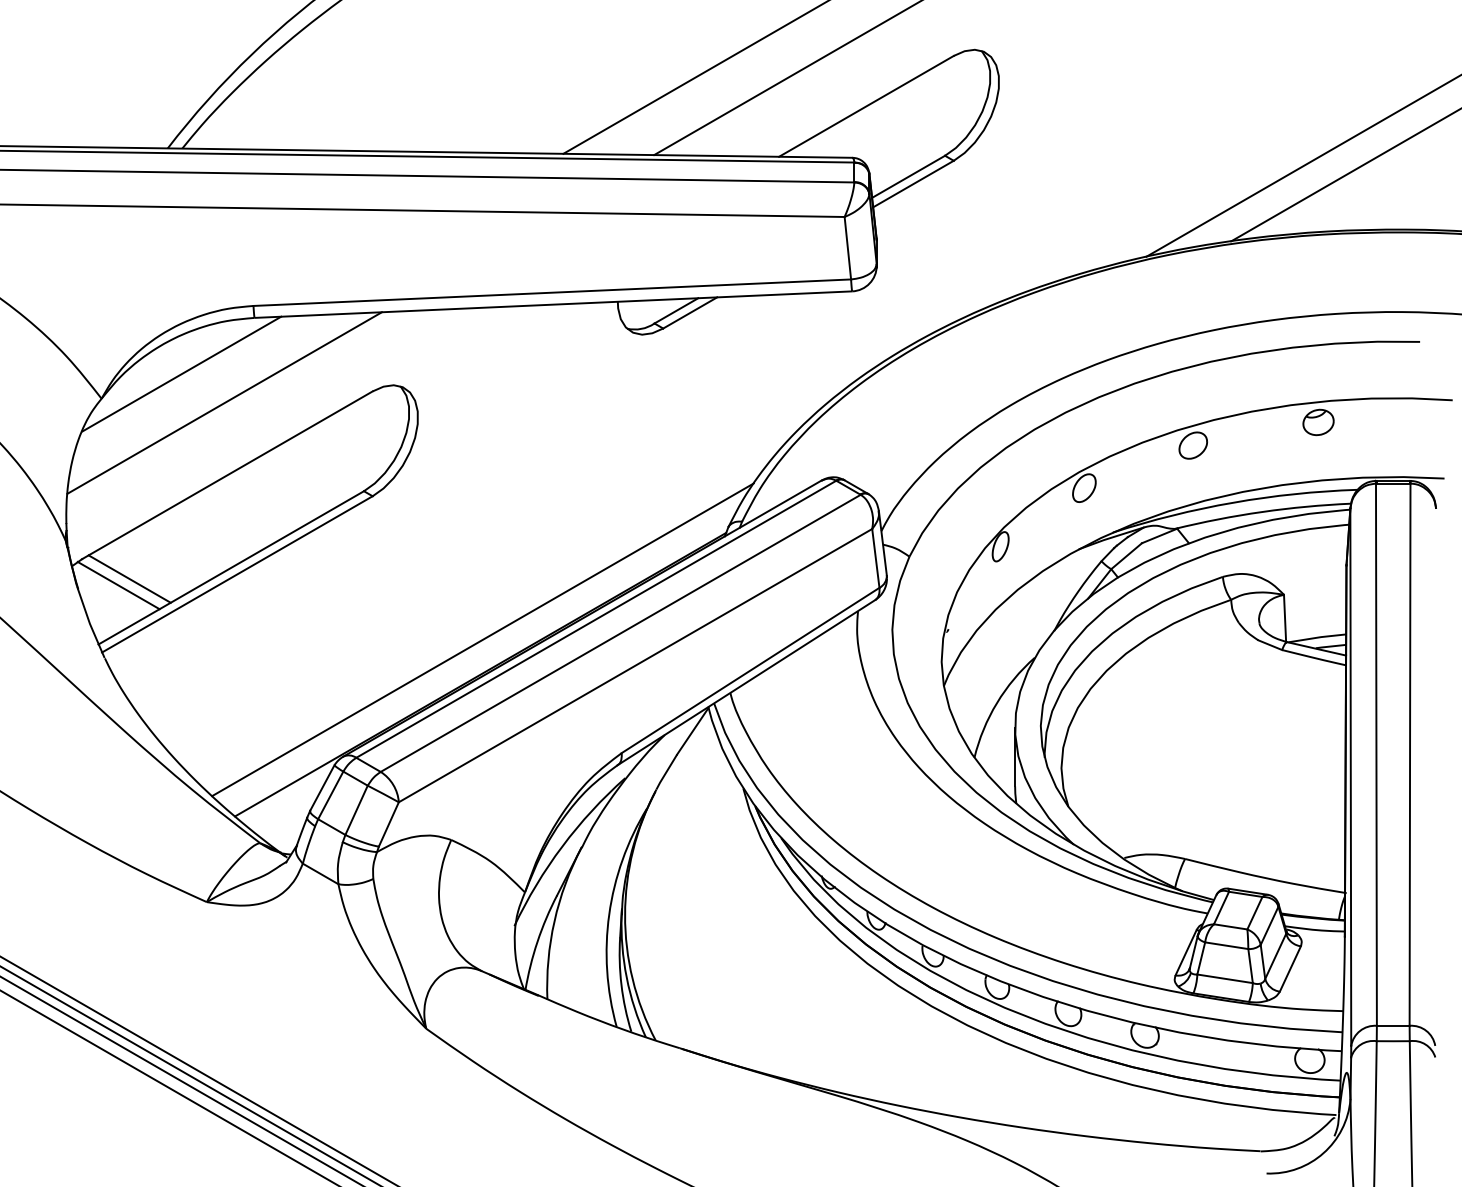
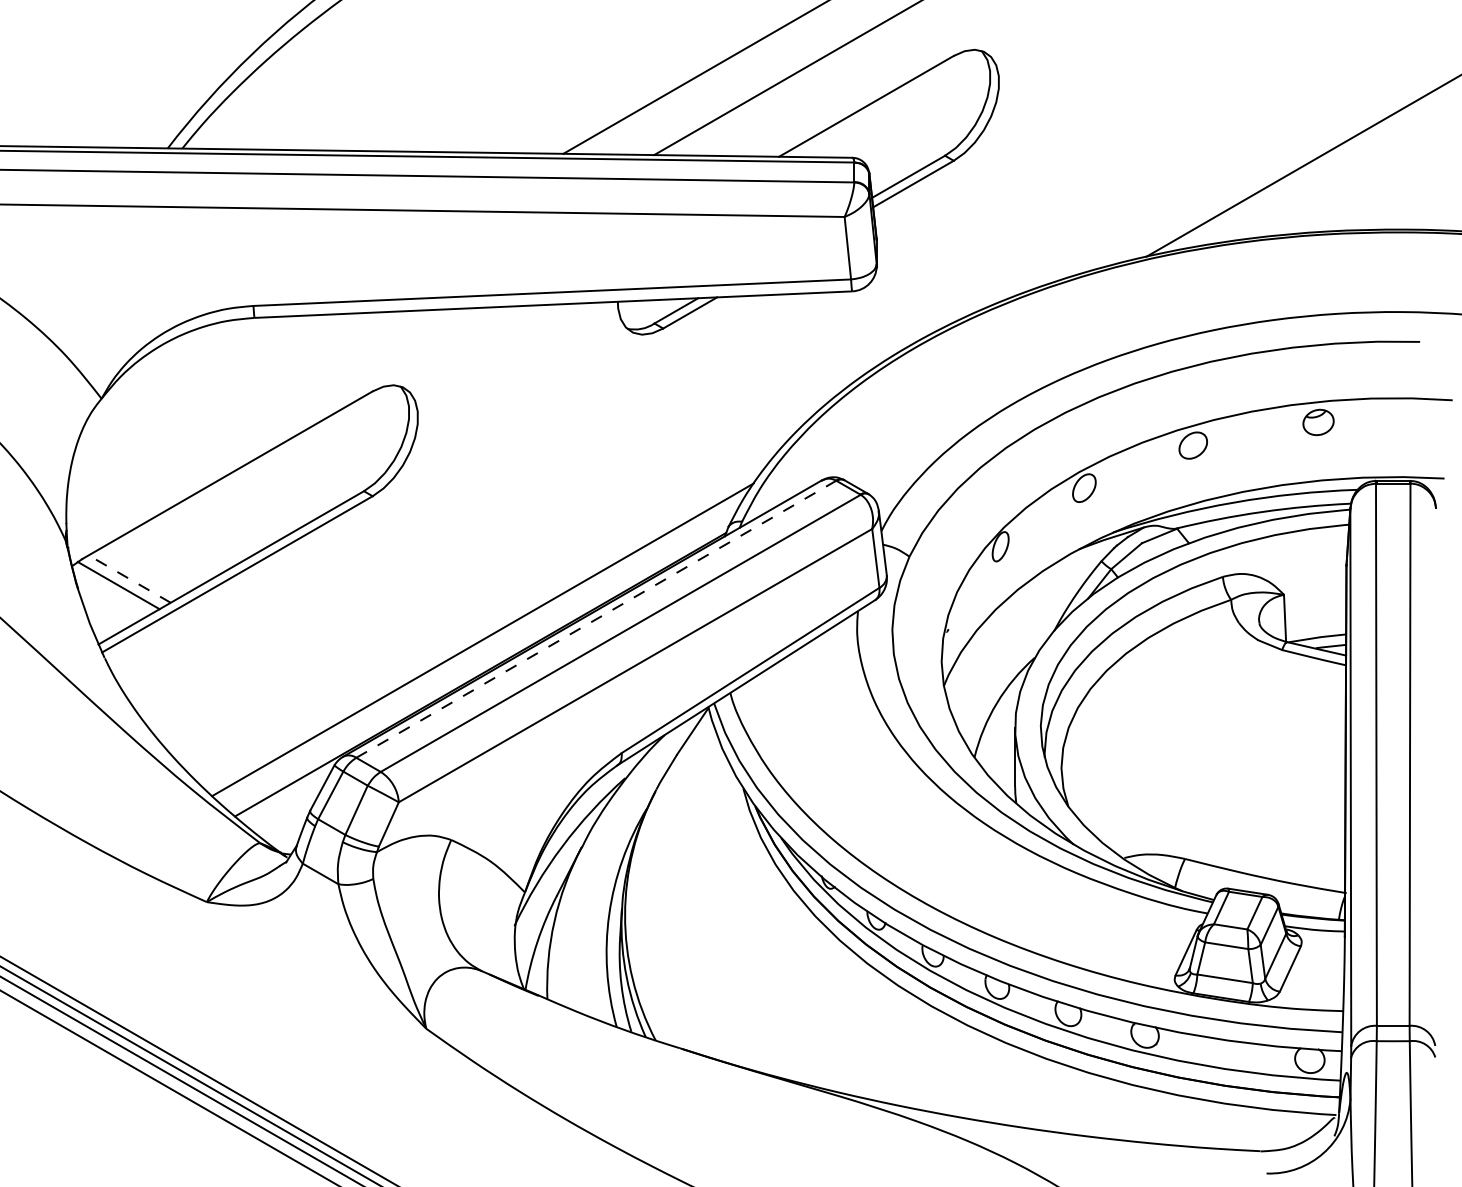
line: present -> none (1344, 175)
line: present -> none (181, 373)
line: present -> none (224, 402)
line: solid -> dashed (129, 578)
line: solid -> dashed (596, 619)
